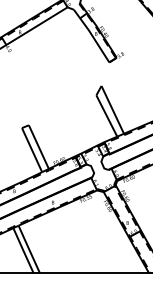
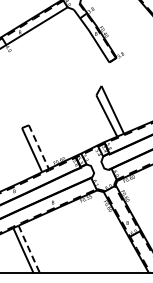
line: solid -> dashed (39, 147)
line: solid -> dashed (28, 248)
